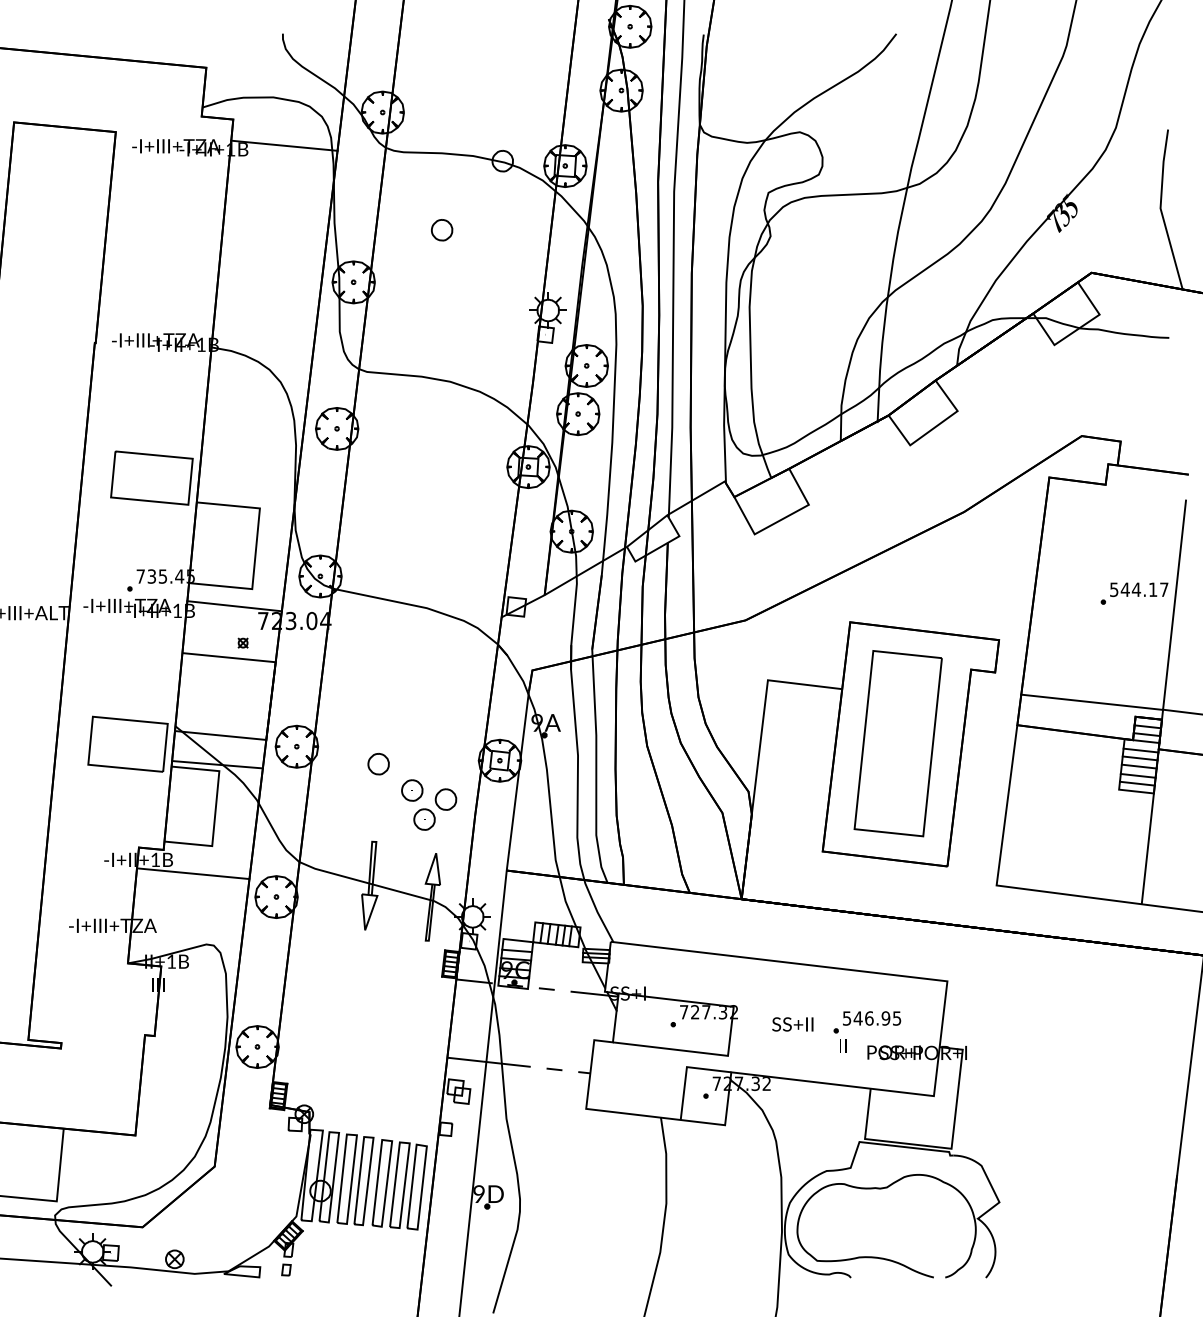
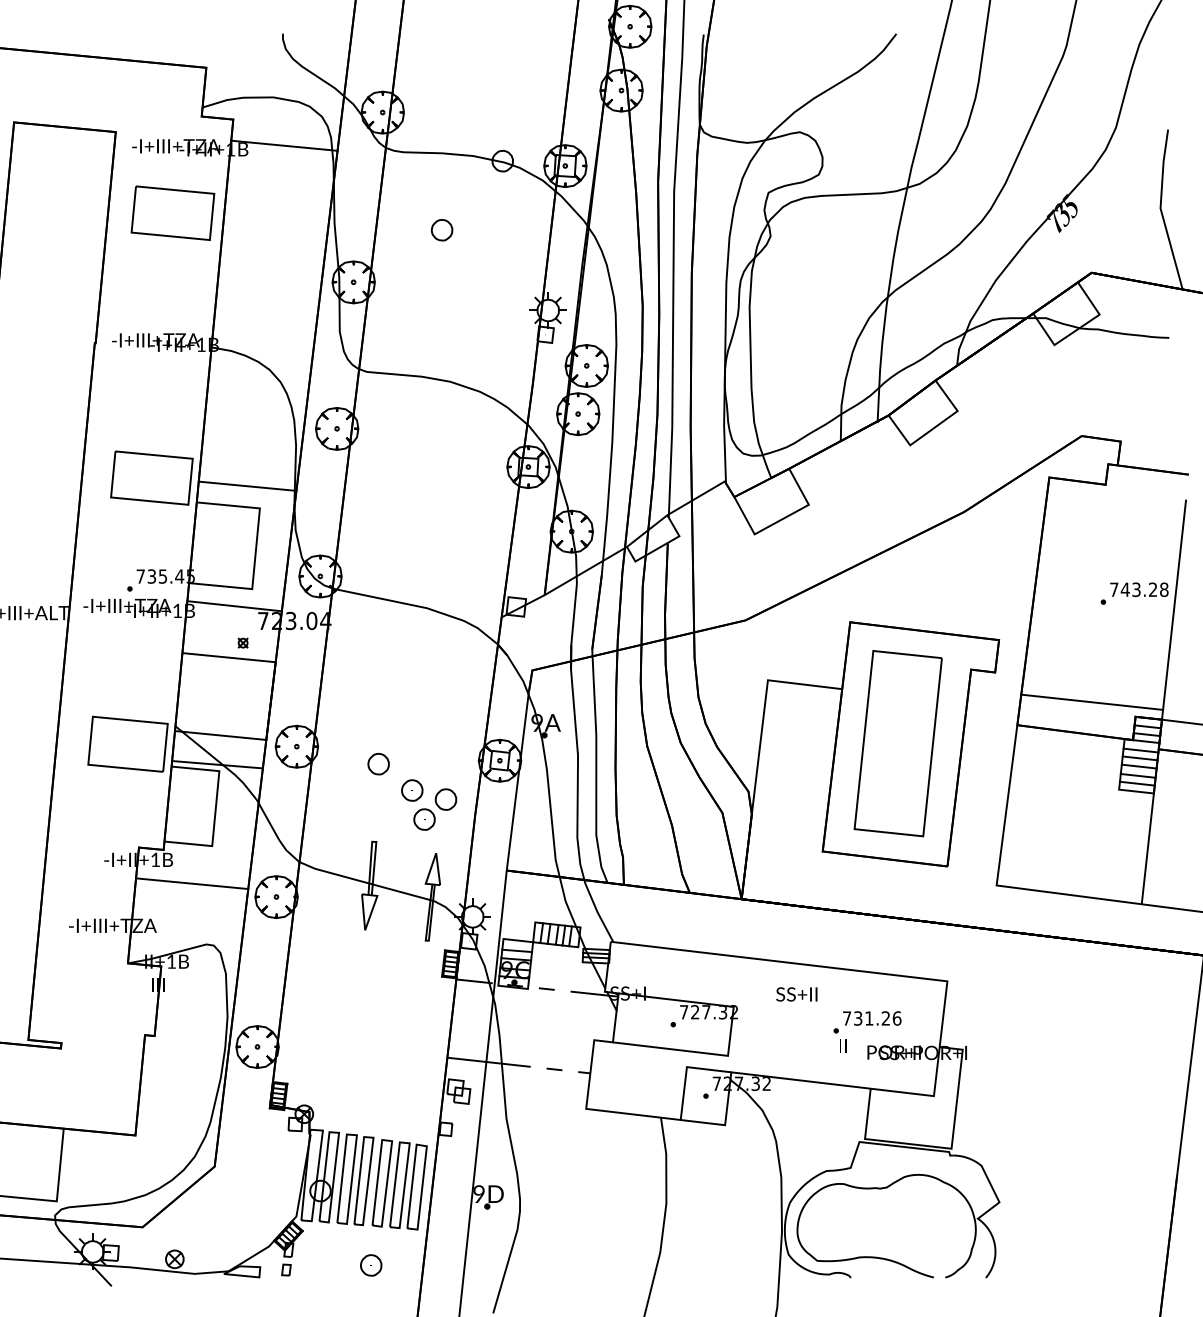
part: none -> present (172, 212)
line: none -> present (247, 485)
text: 544.17 -> 743.28 (1139, 589)
line position: (1180, 711) -> (1180, 721) (1180, 721)
line position: (193, 873) -> (192, 883) (192, 883)
text: 546.95 -> 731.26 (872, 1018)
text position: (792, 1024) -> (796, 994) (796, 994)
part: none -> present (371, 1265)
